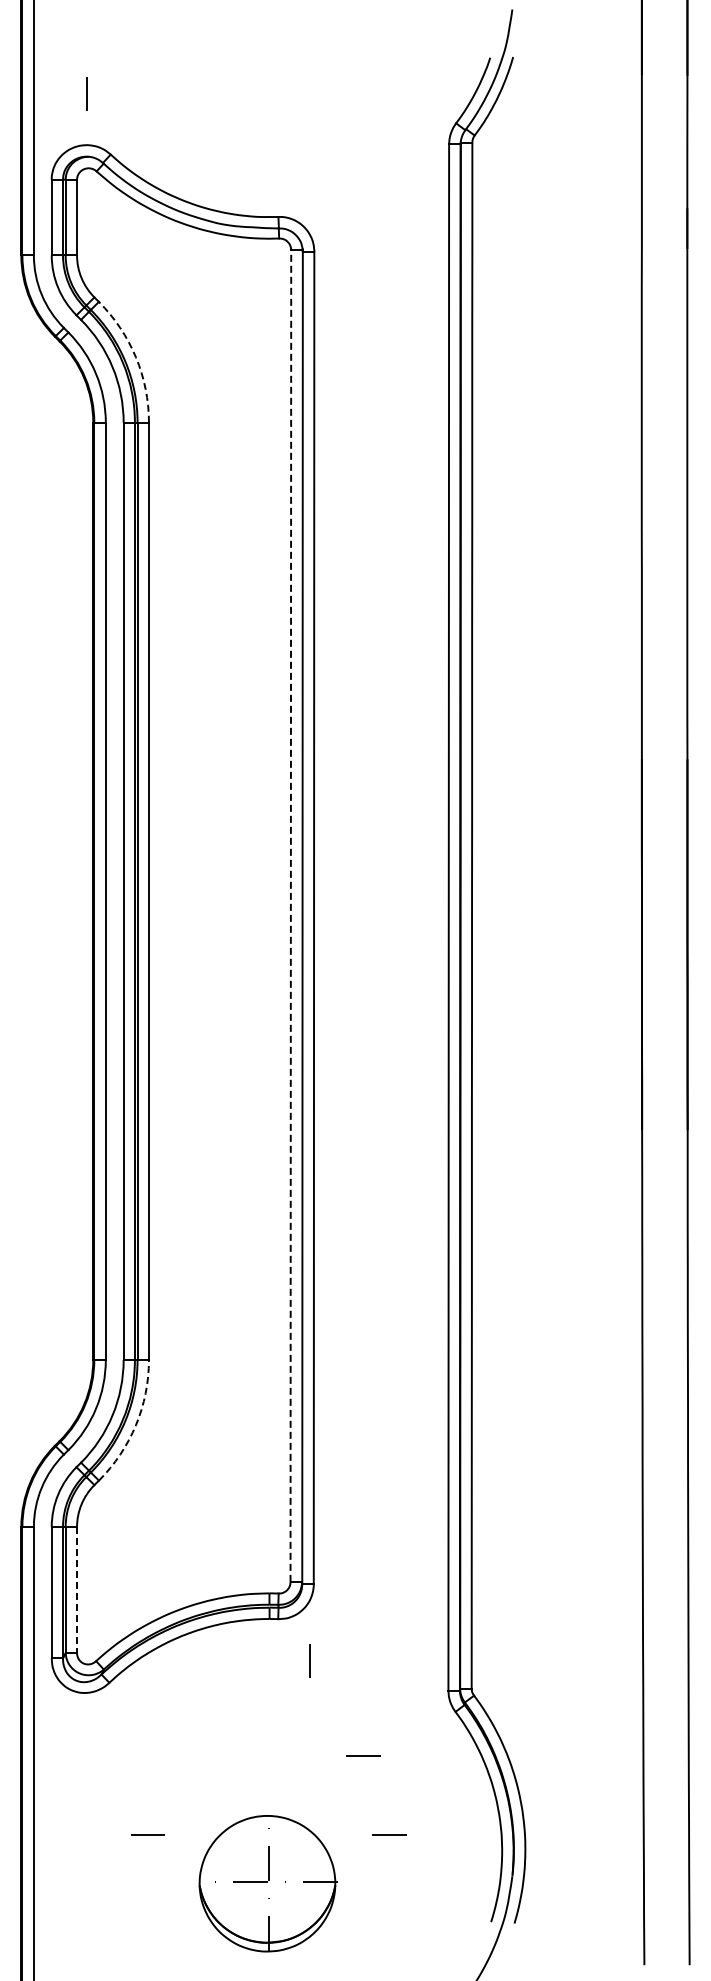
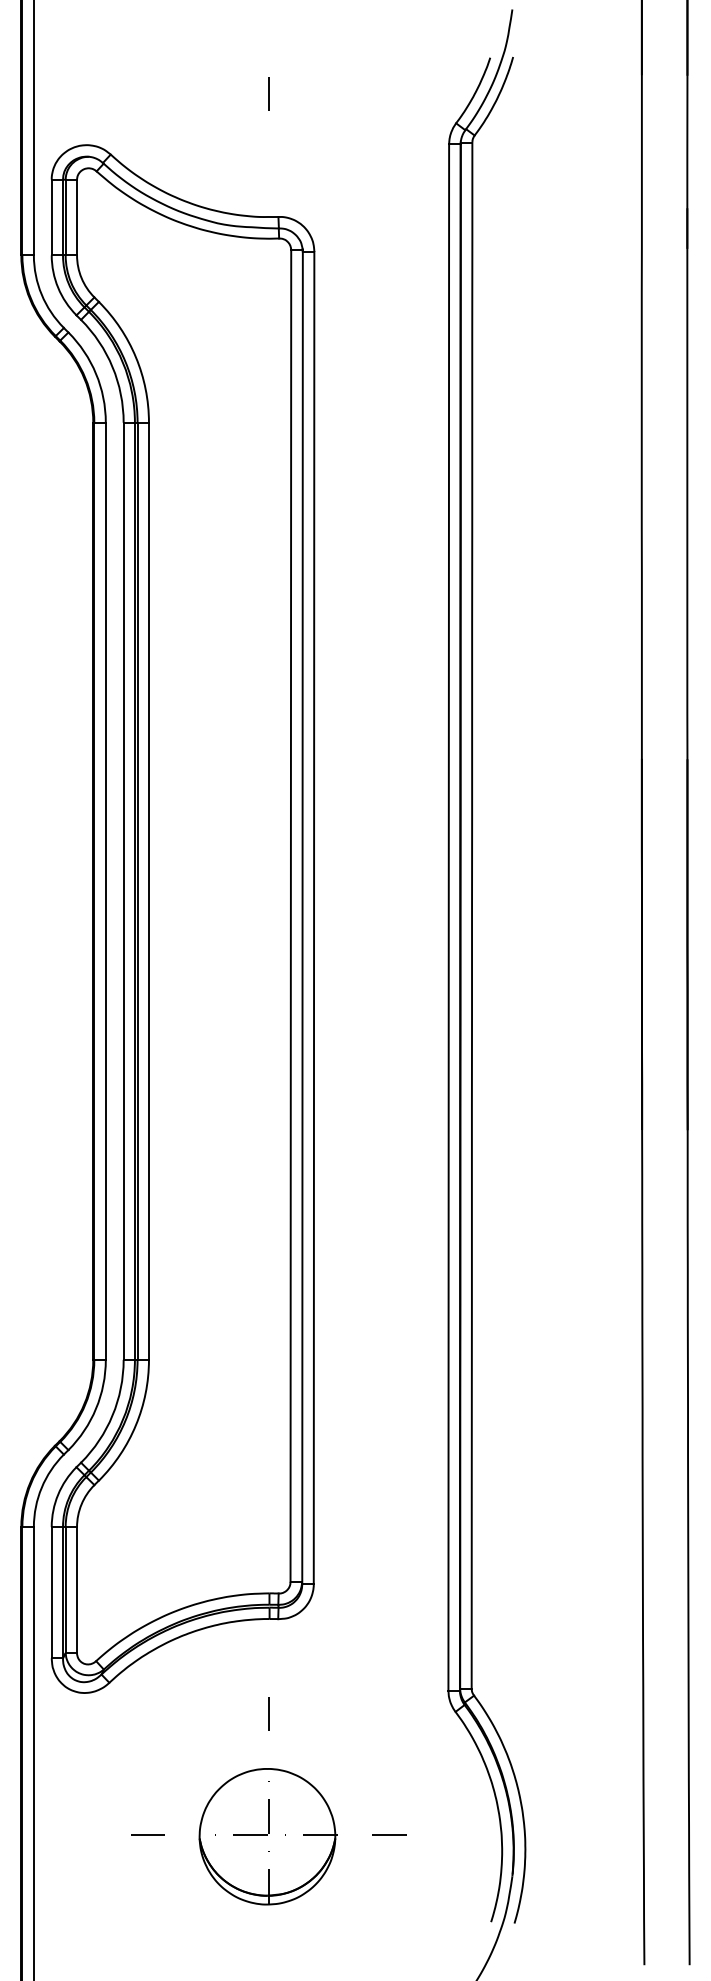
line position: (86, 93) -> (268, 93) (268, 93)
arc: dashed -> solid (135, 357)
line: dashed -> solid (290, 916)
arc: dashed -> solid (135, 1425)
line: dashed -> solid (77, 1590)
line position: (309, 1660) -> (268, 1713) (268, 1713)
line: present -> none (363, 1755)
part position: (267, 1883) -> (267, 1836) (267, 1836)
